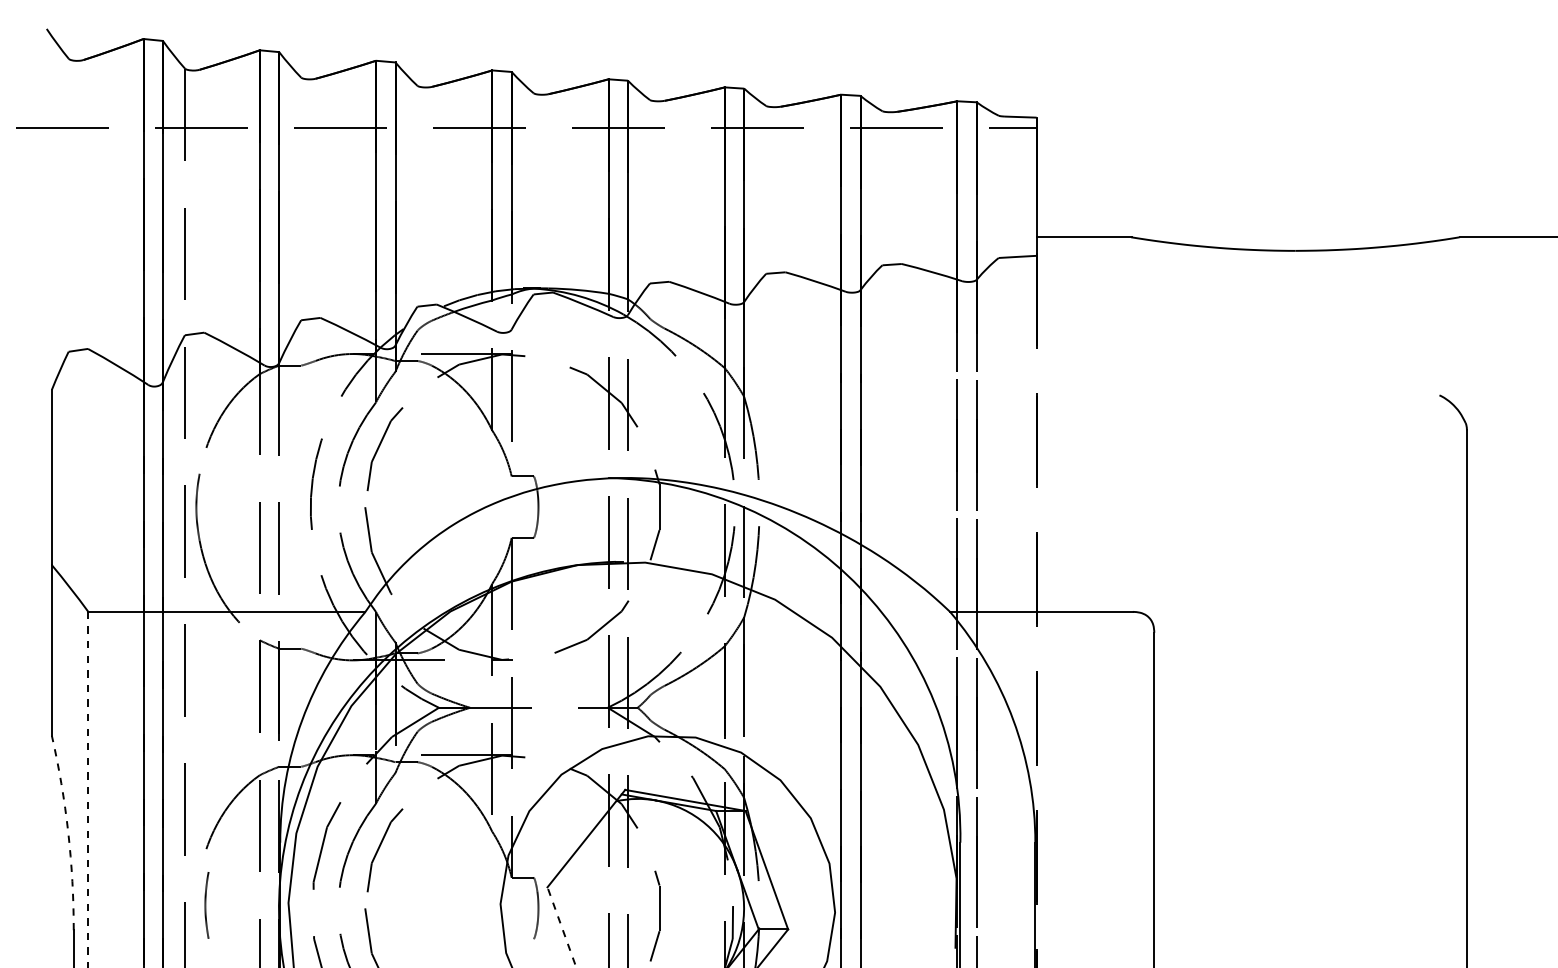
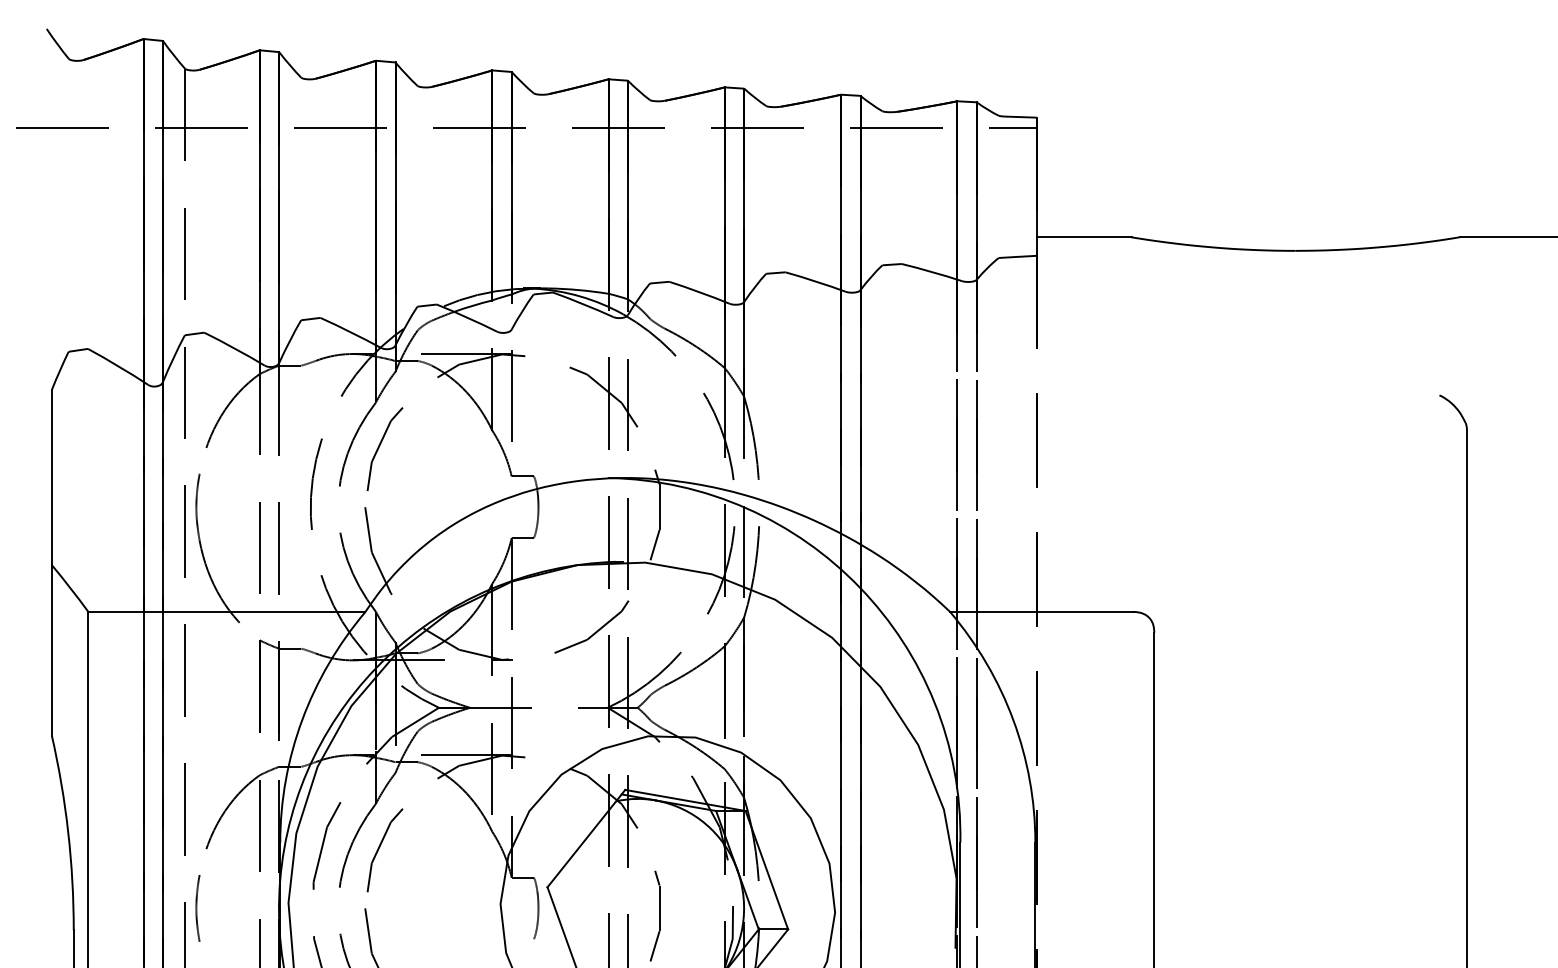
line: dashed -> solid (88, 789)
arc: dashed -> solid (68, 832)
curve position: (206, 905) -> (197, 908) (197, 908)
line: dashed -> solid (561, 926)
